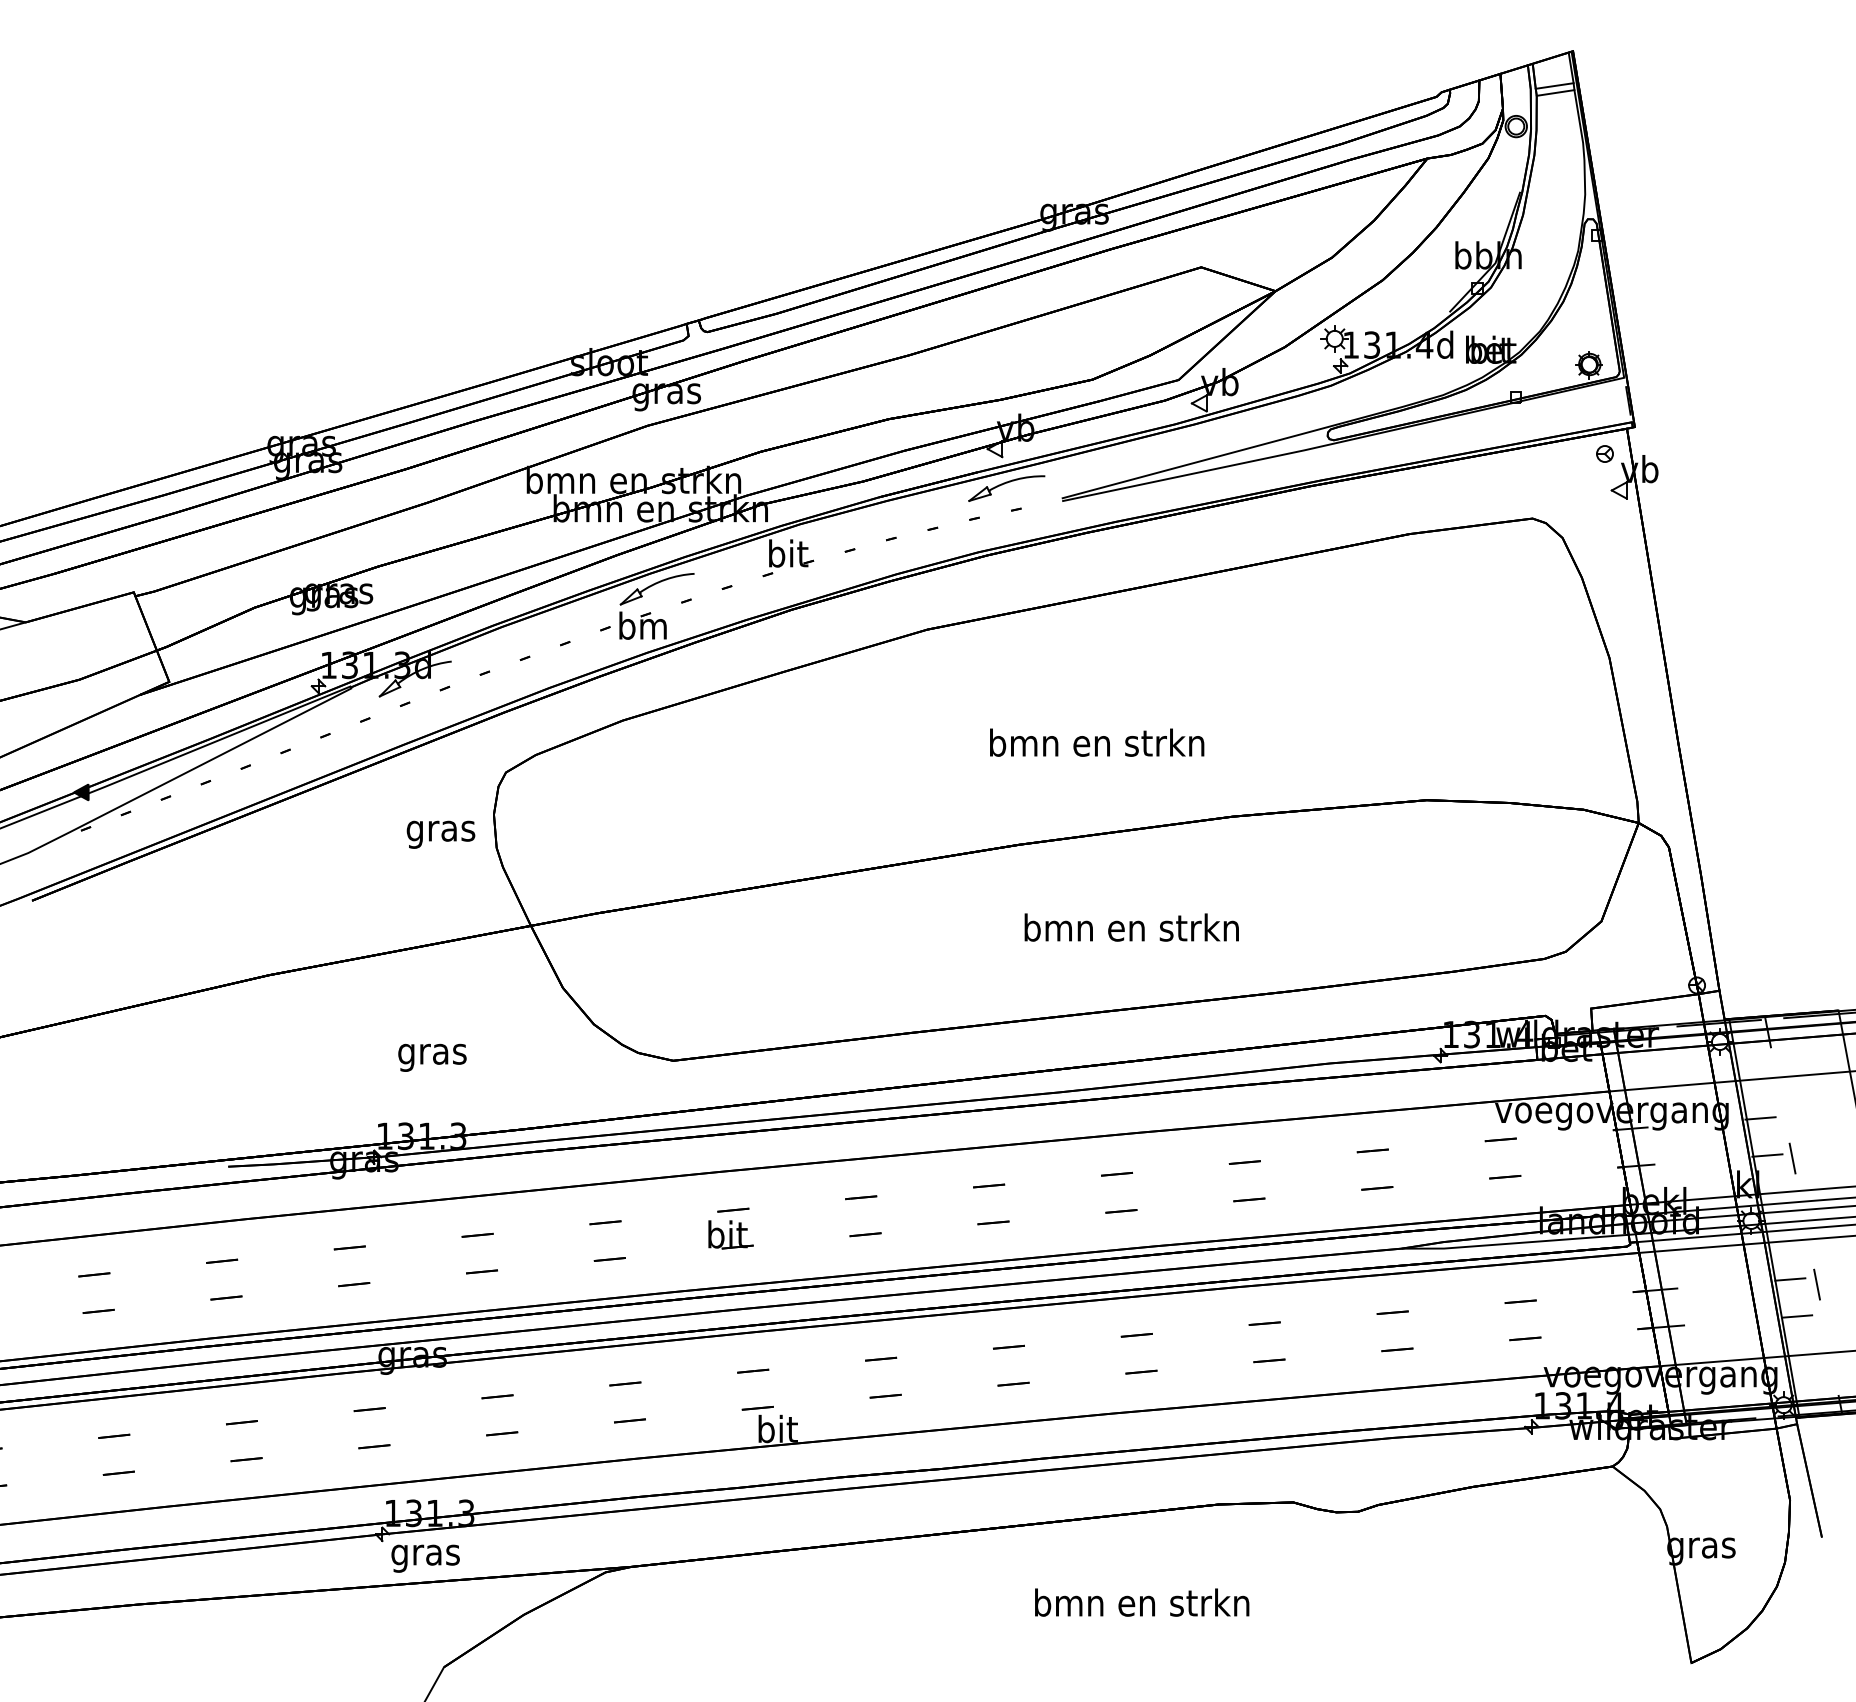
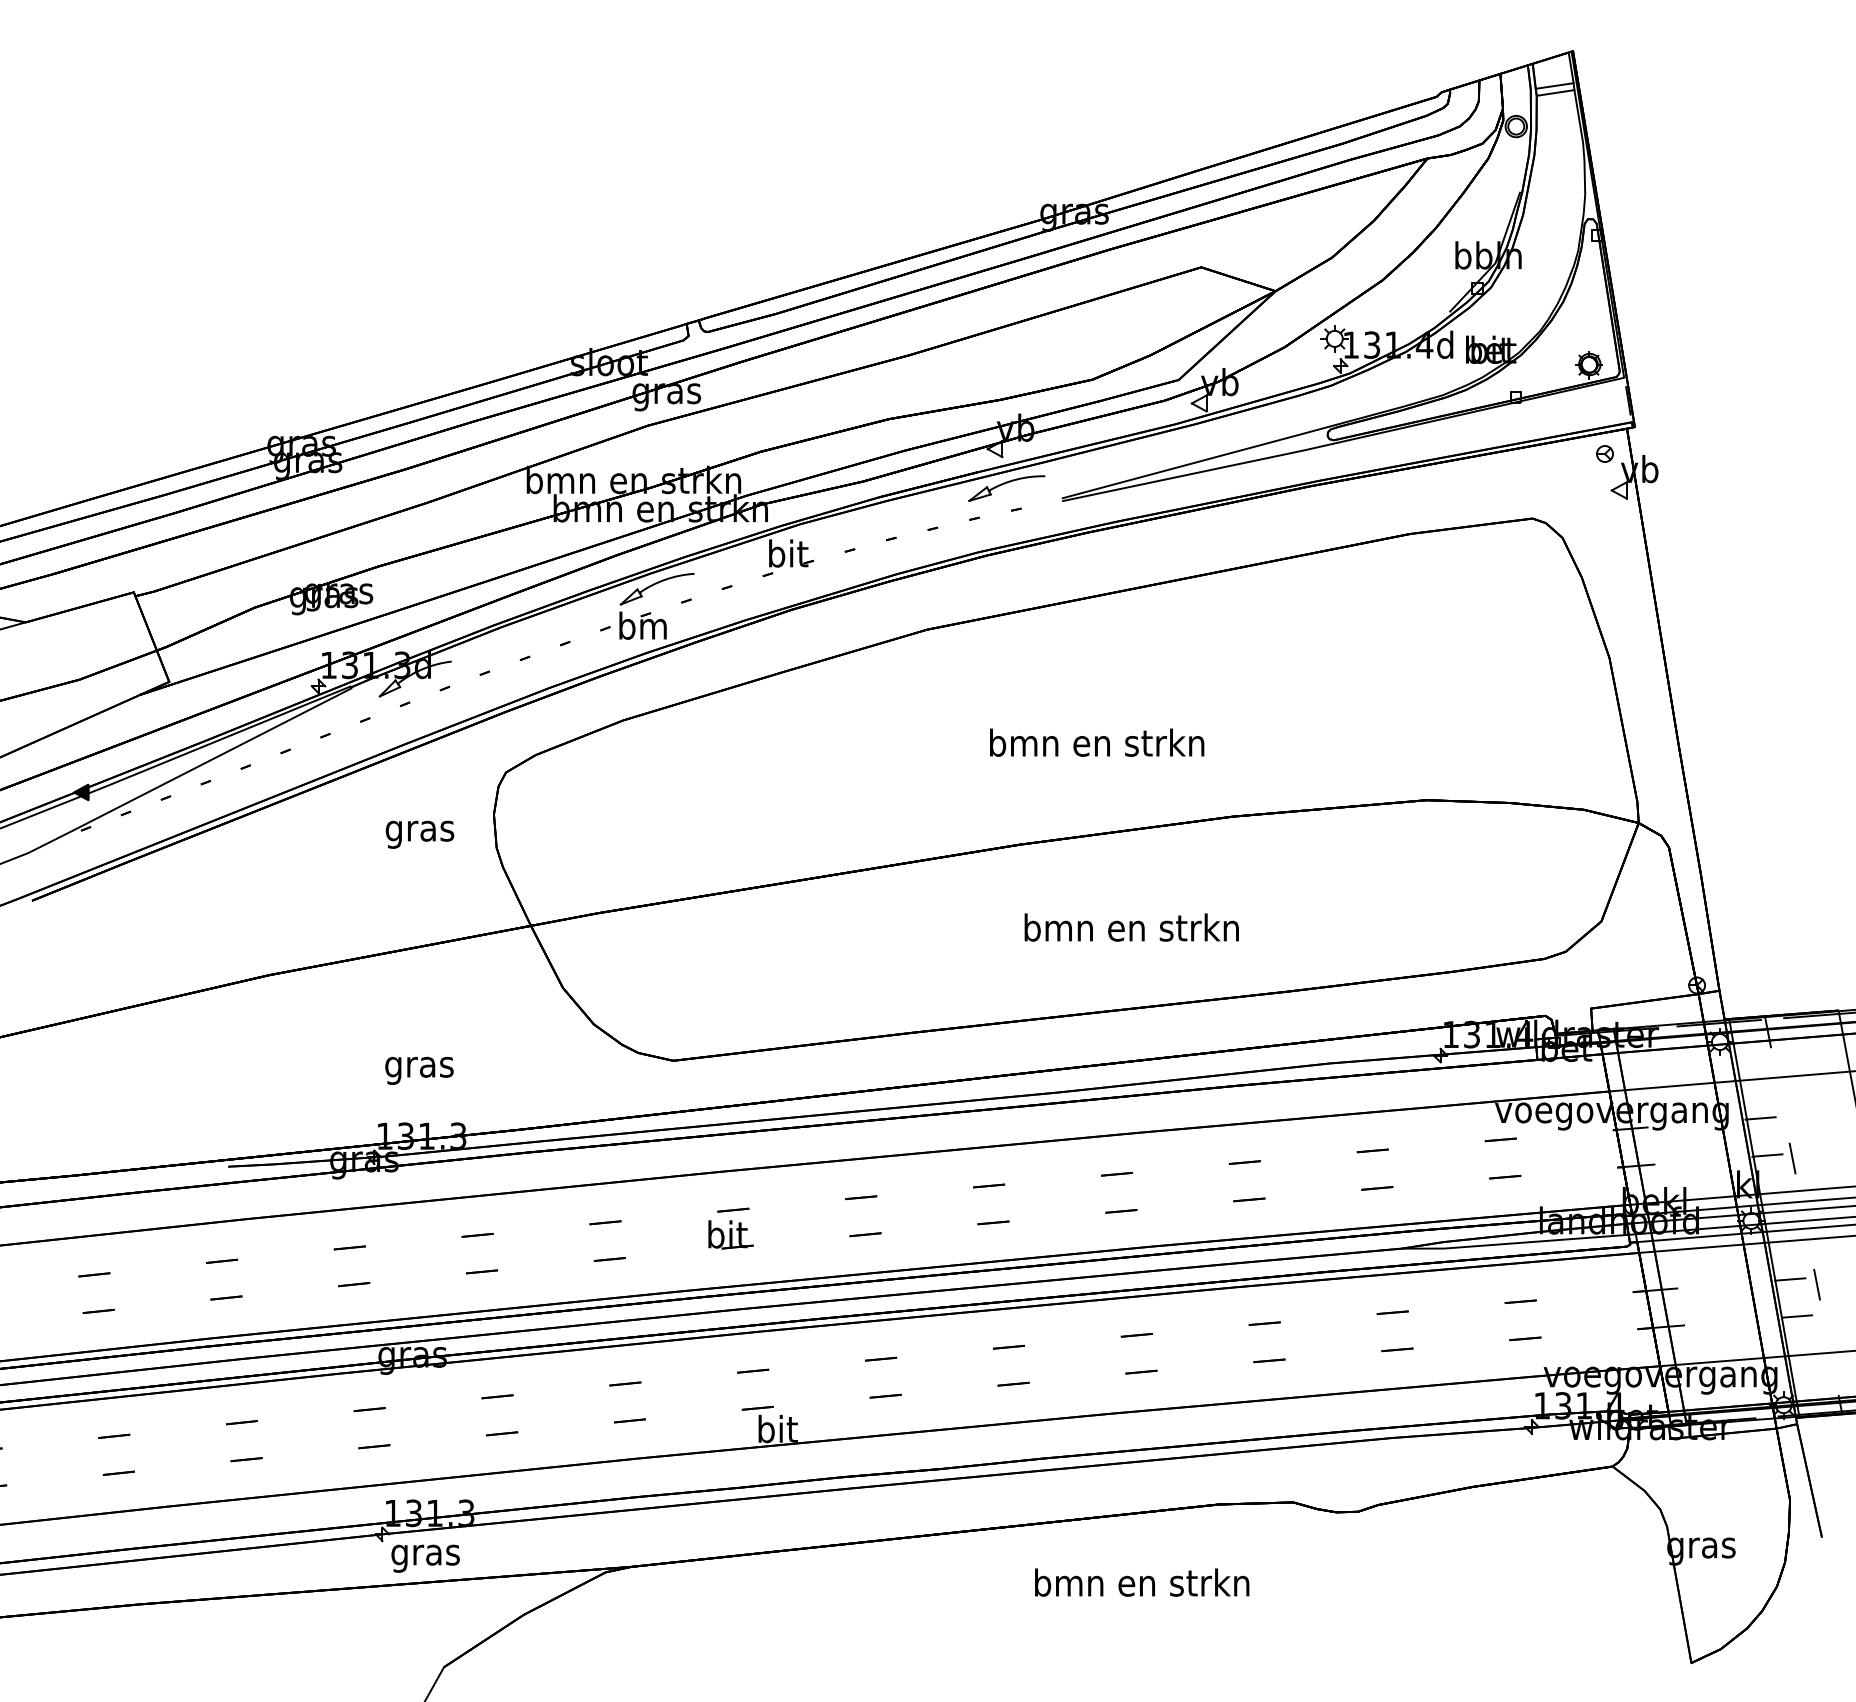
text position: (440, 834) -> (419, 834) (419, 834)
text position: (432, 1057) -> (419, 1070) (419, 1070)
text position: (1142, 1602) -> (1142, 1582) (1142, 1582)
